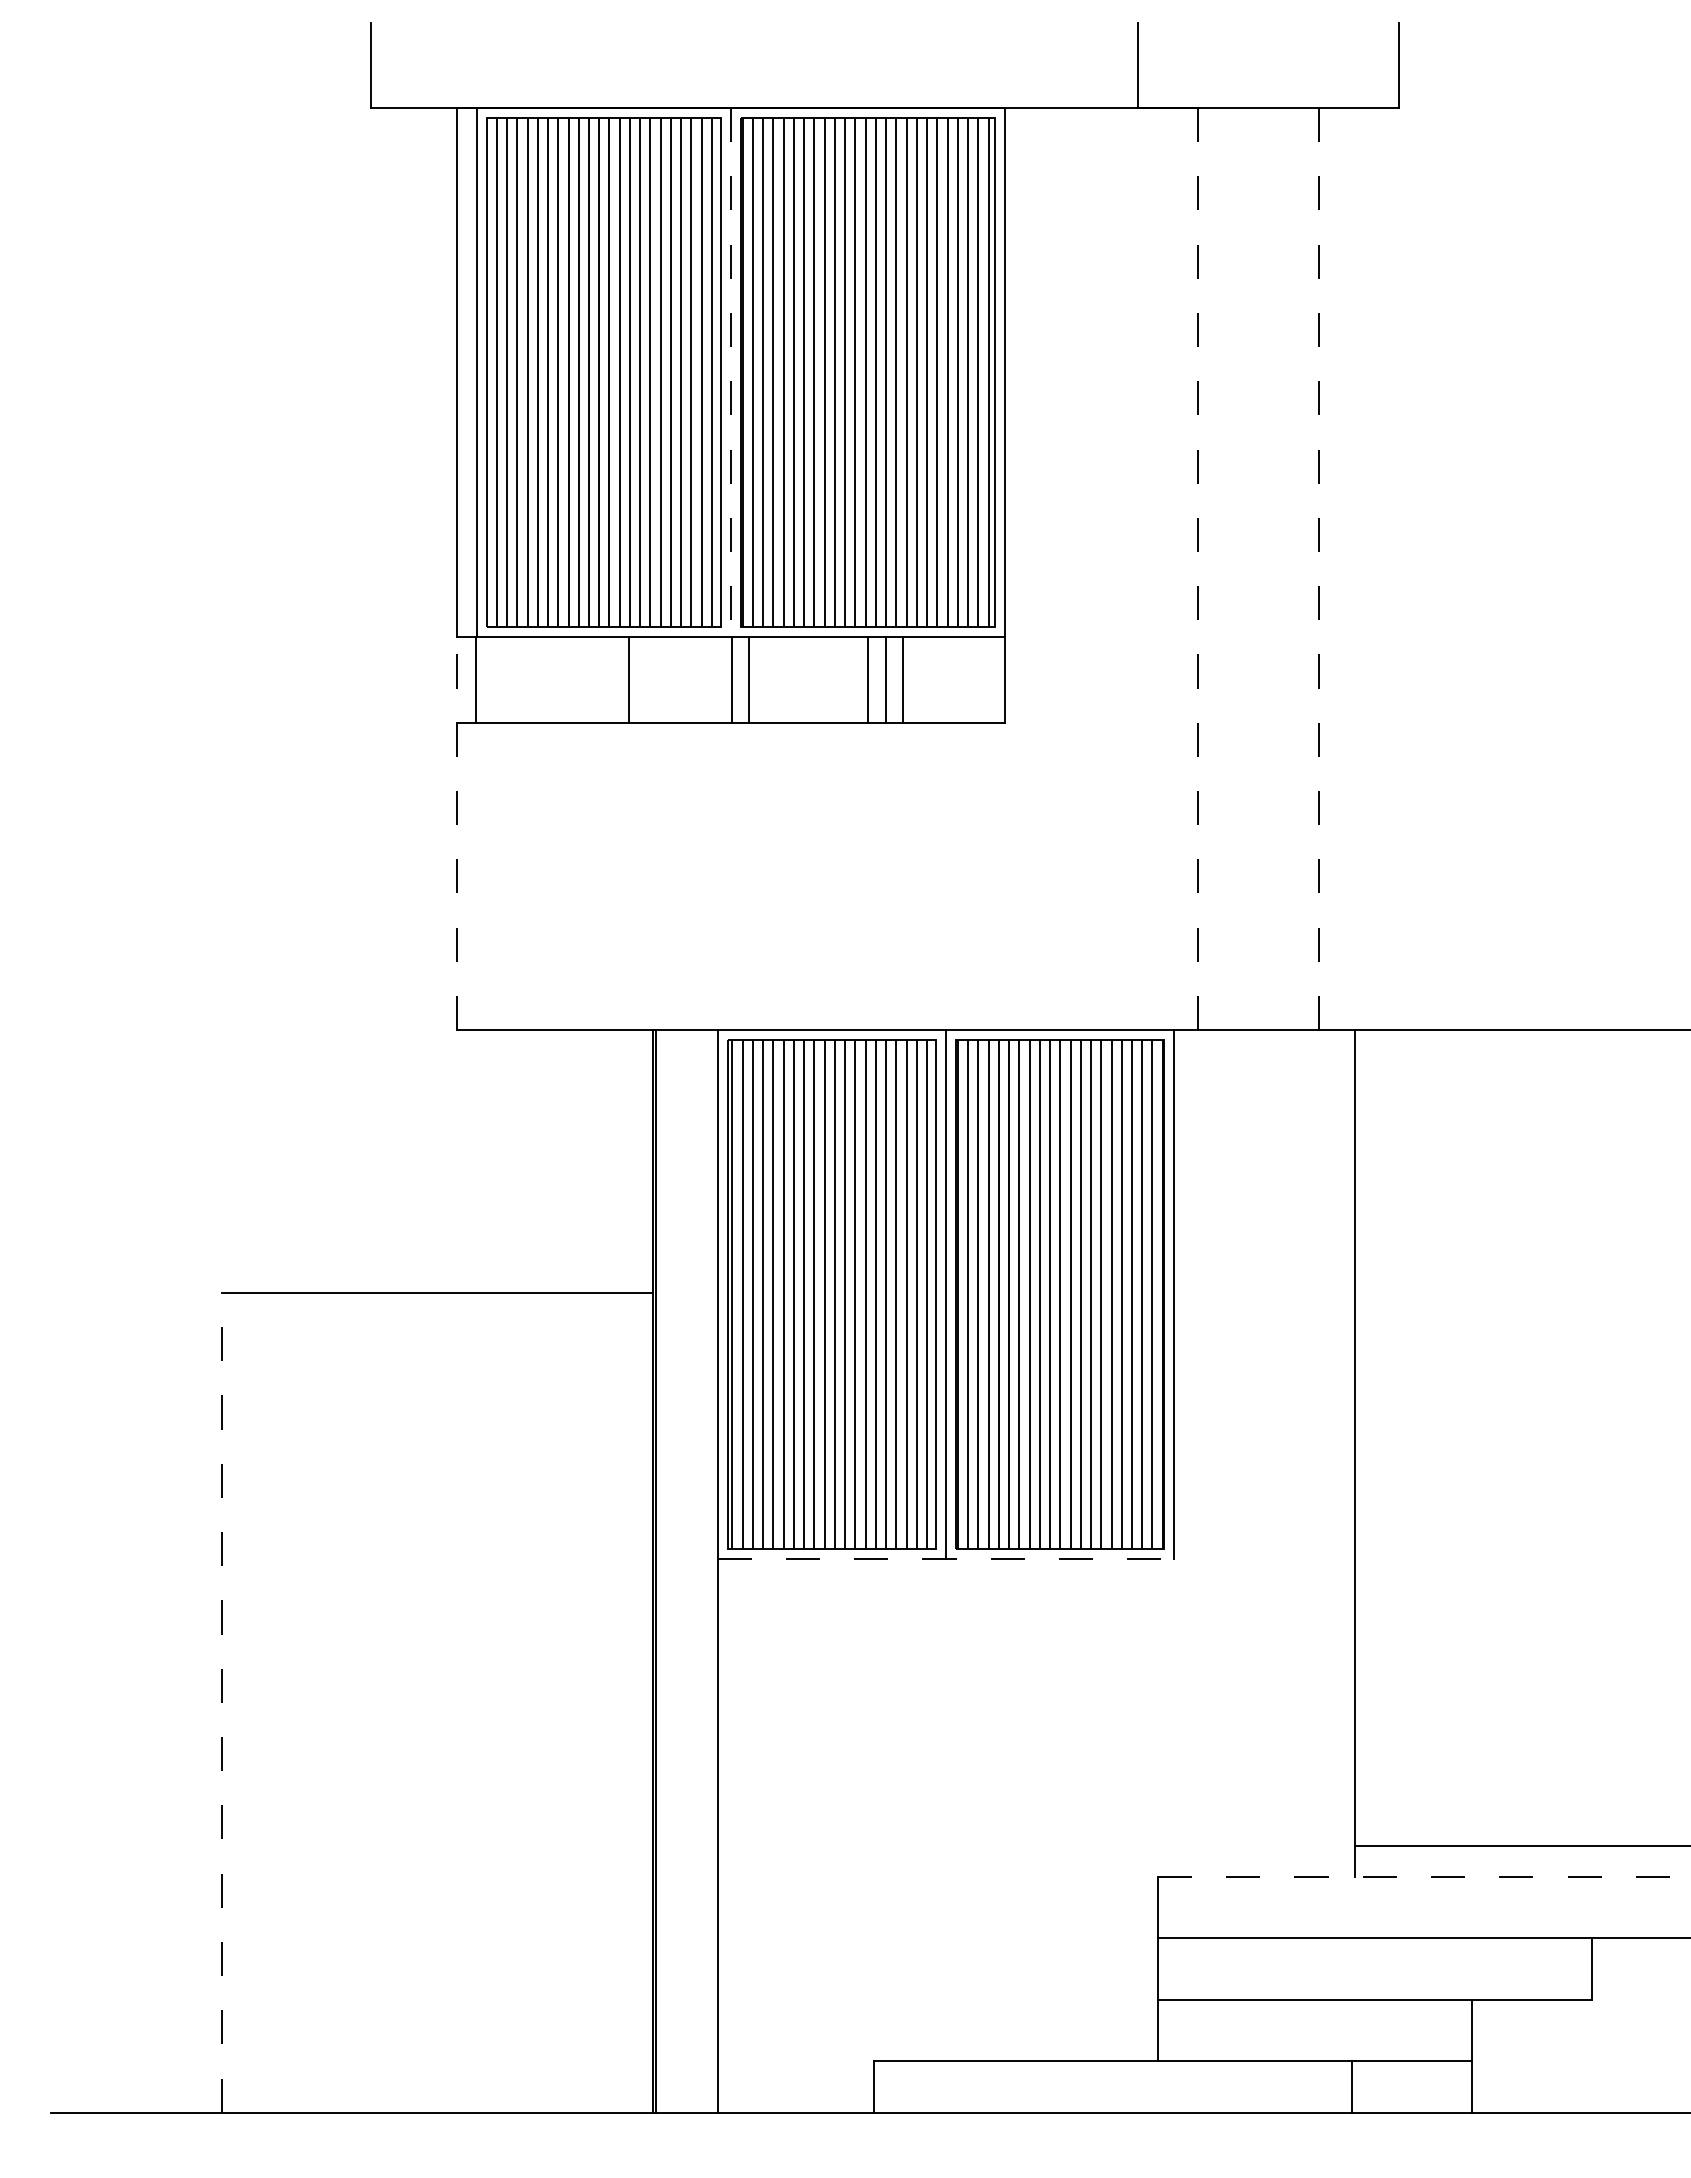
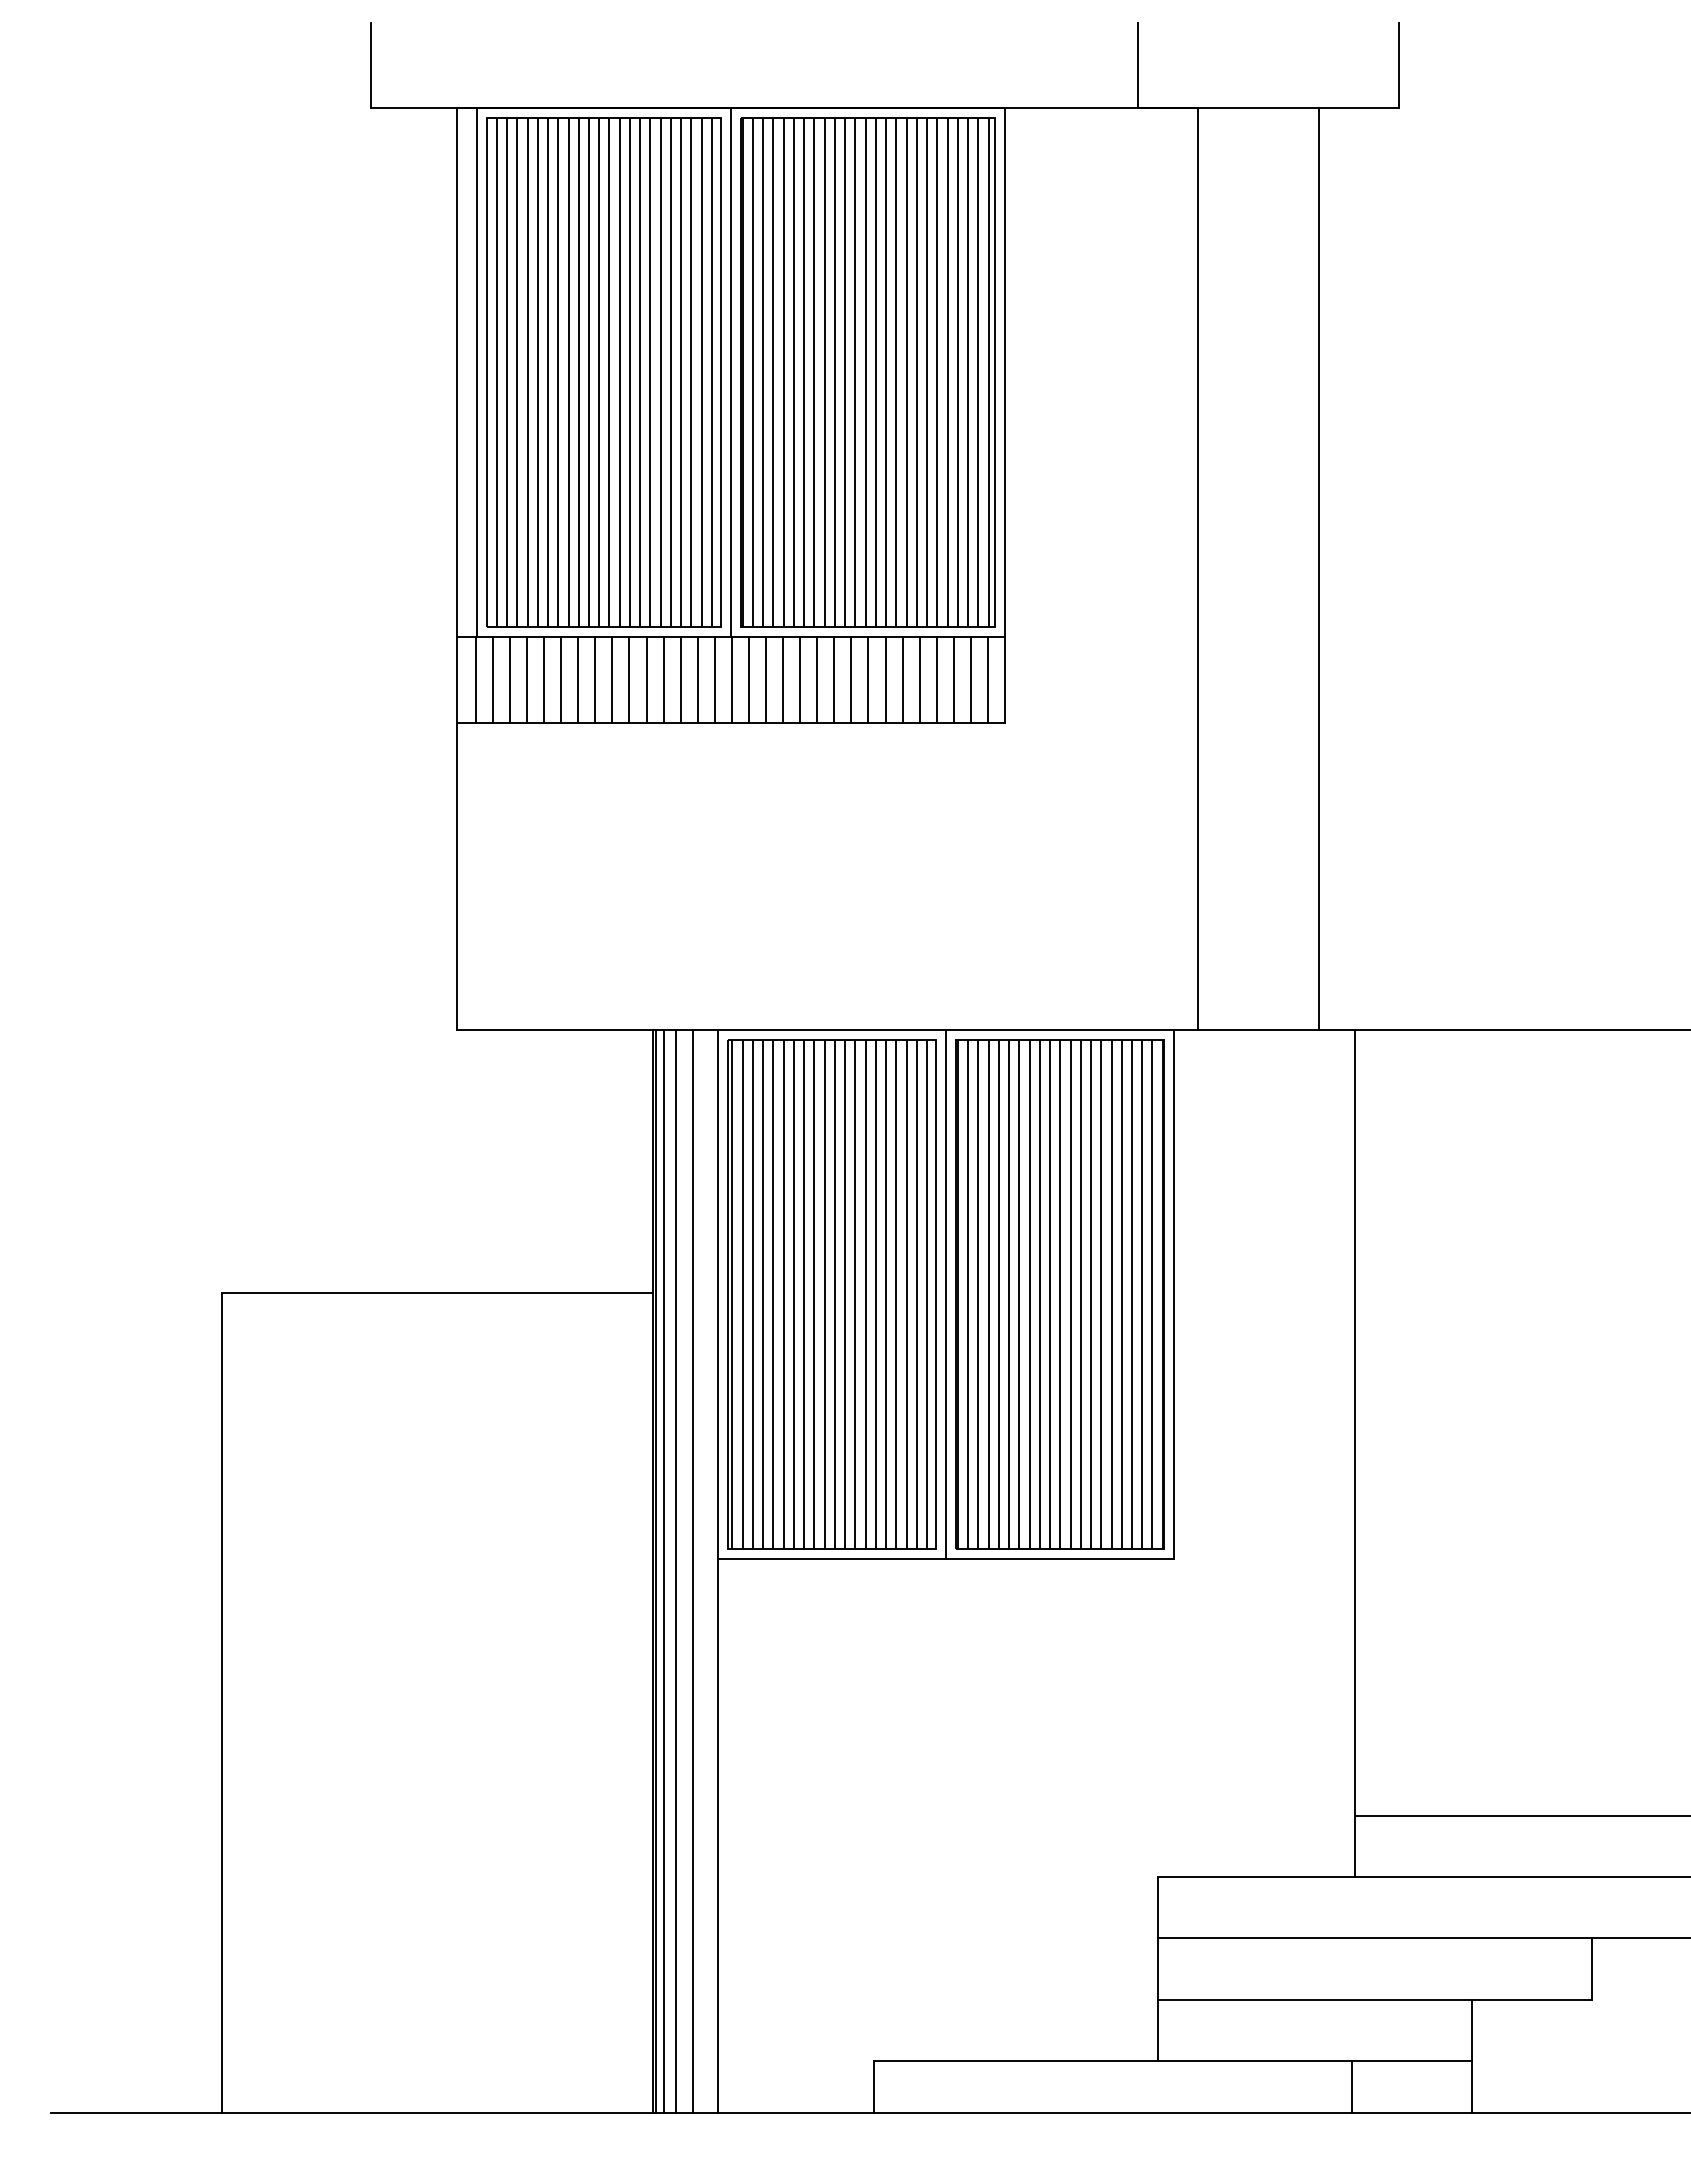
line: dashed -> solid (730, 372)
line: dashed -> solid (1198, 569)
line: dashed -> solid (1319, 569)
line: none -> present (492, 679)
line: none -> present (509, 679)
line: none -> present (526, 679)
line: none -> present (544, 679)
line: none -> present (561, 679)
line: none -> present (578, 679)
line: none -> present (595, 679)
line: none -> present (612, 679)
line: none -> present (646, 679)
line: none -> present (663, 679)
line: none -> present (680, 679)
line: none -> present (697, 679)
line: none -> present (714, 679)
line: none -> present (766, 679)
line: none -> present (783, 679)
line: none -> present (800, 679)
line: none -> present (817, 679)
line: none -> present (834, 679)
line: none -> present (851, 679)
line: none -> present (919, 679)
line: none -> present (936, 679)
line: none -> present (953, 679)
line: none -> present (970, 679)
line: none -> present (988, 679)
line: dashed -> solid (456, 833)
line: dashed -> solid (946, 1559)
line: none -> present (663, 1571)
line: none -> present (676, 1571)
line: none -> present (692, 1571)
line: dashed -> solid (221, 1702)
line position: (1521, 1845) -> (1521, 1815) (1521, 1815)
line: dashed -> solid (1424, 1877)
